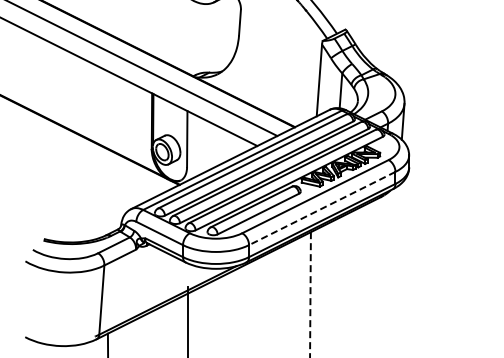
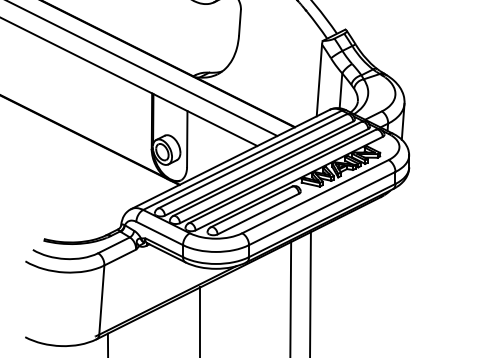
line: dashed -> solid (322, 208)
line: dashed -> solid (310, 295)
line: none -> present (290, 298)
line position: (188, 320) -> (200, 320) (200, 320)
